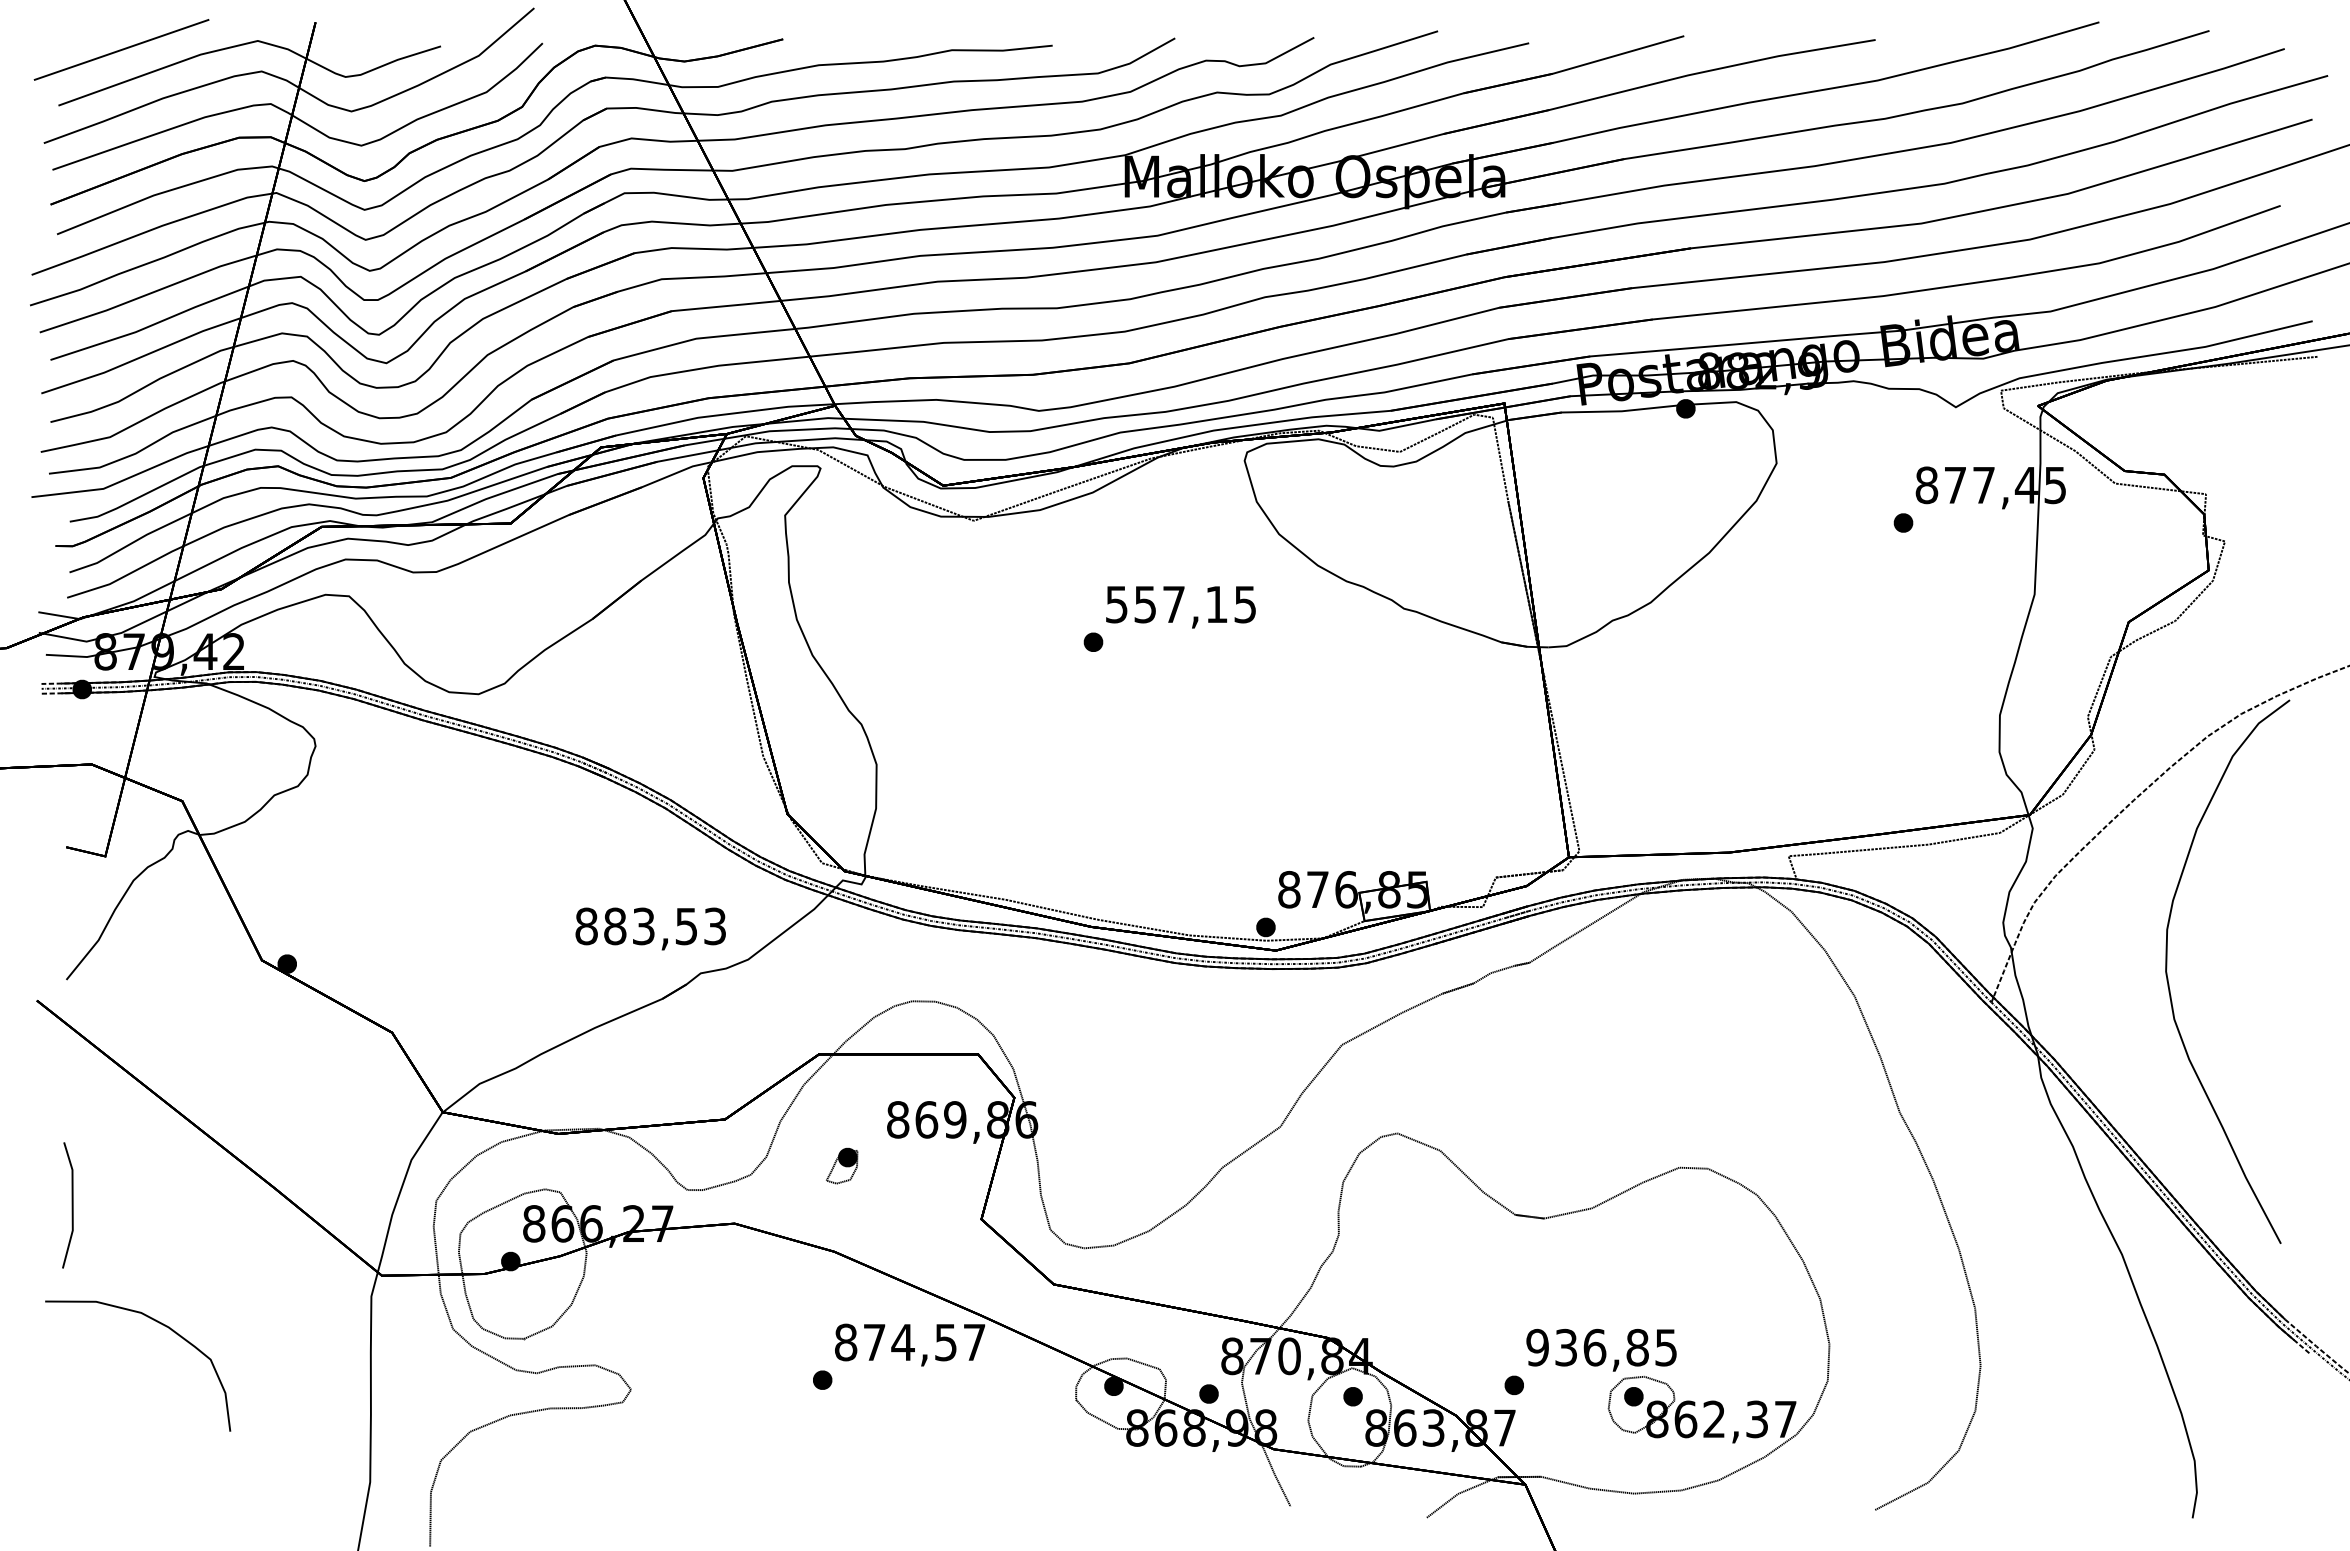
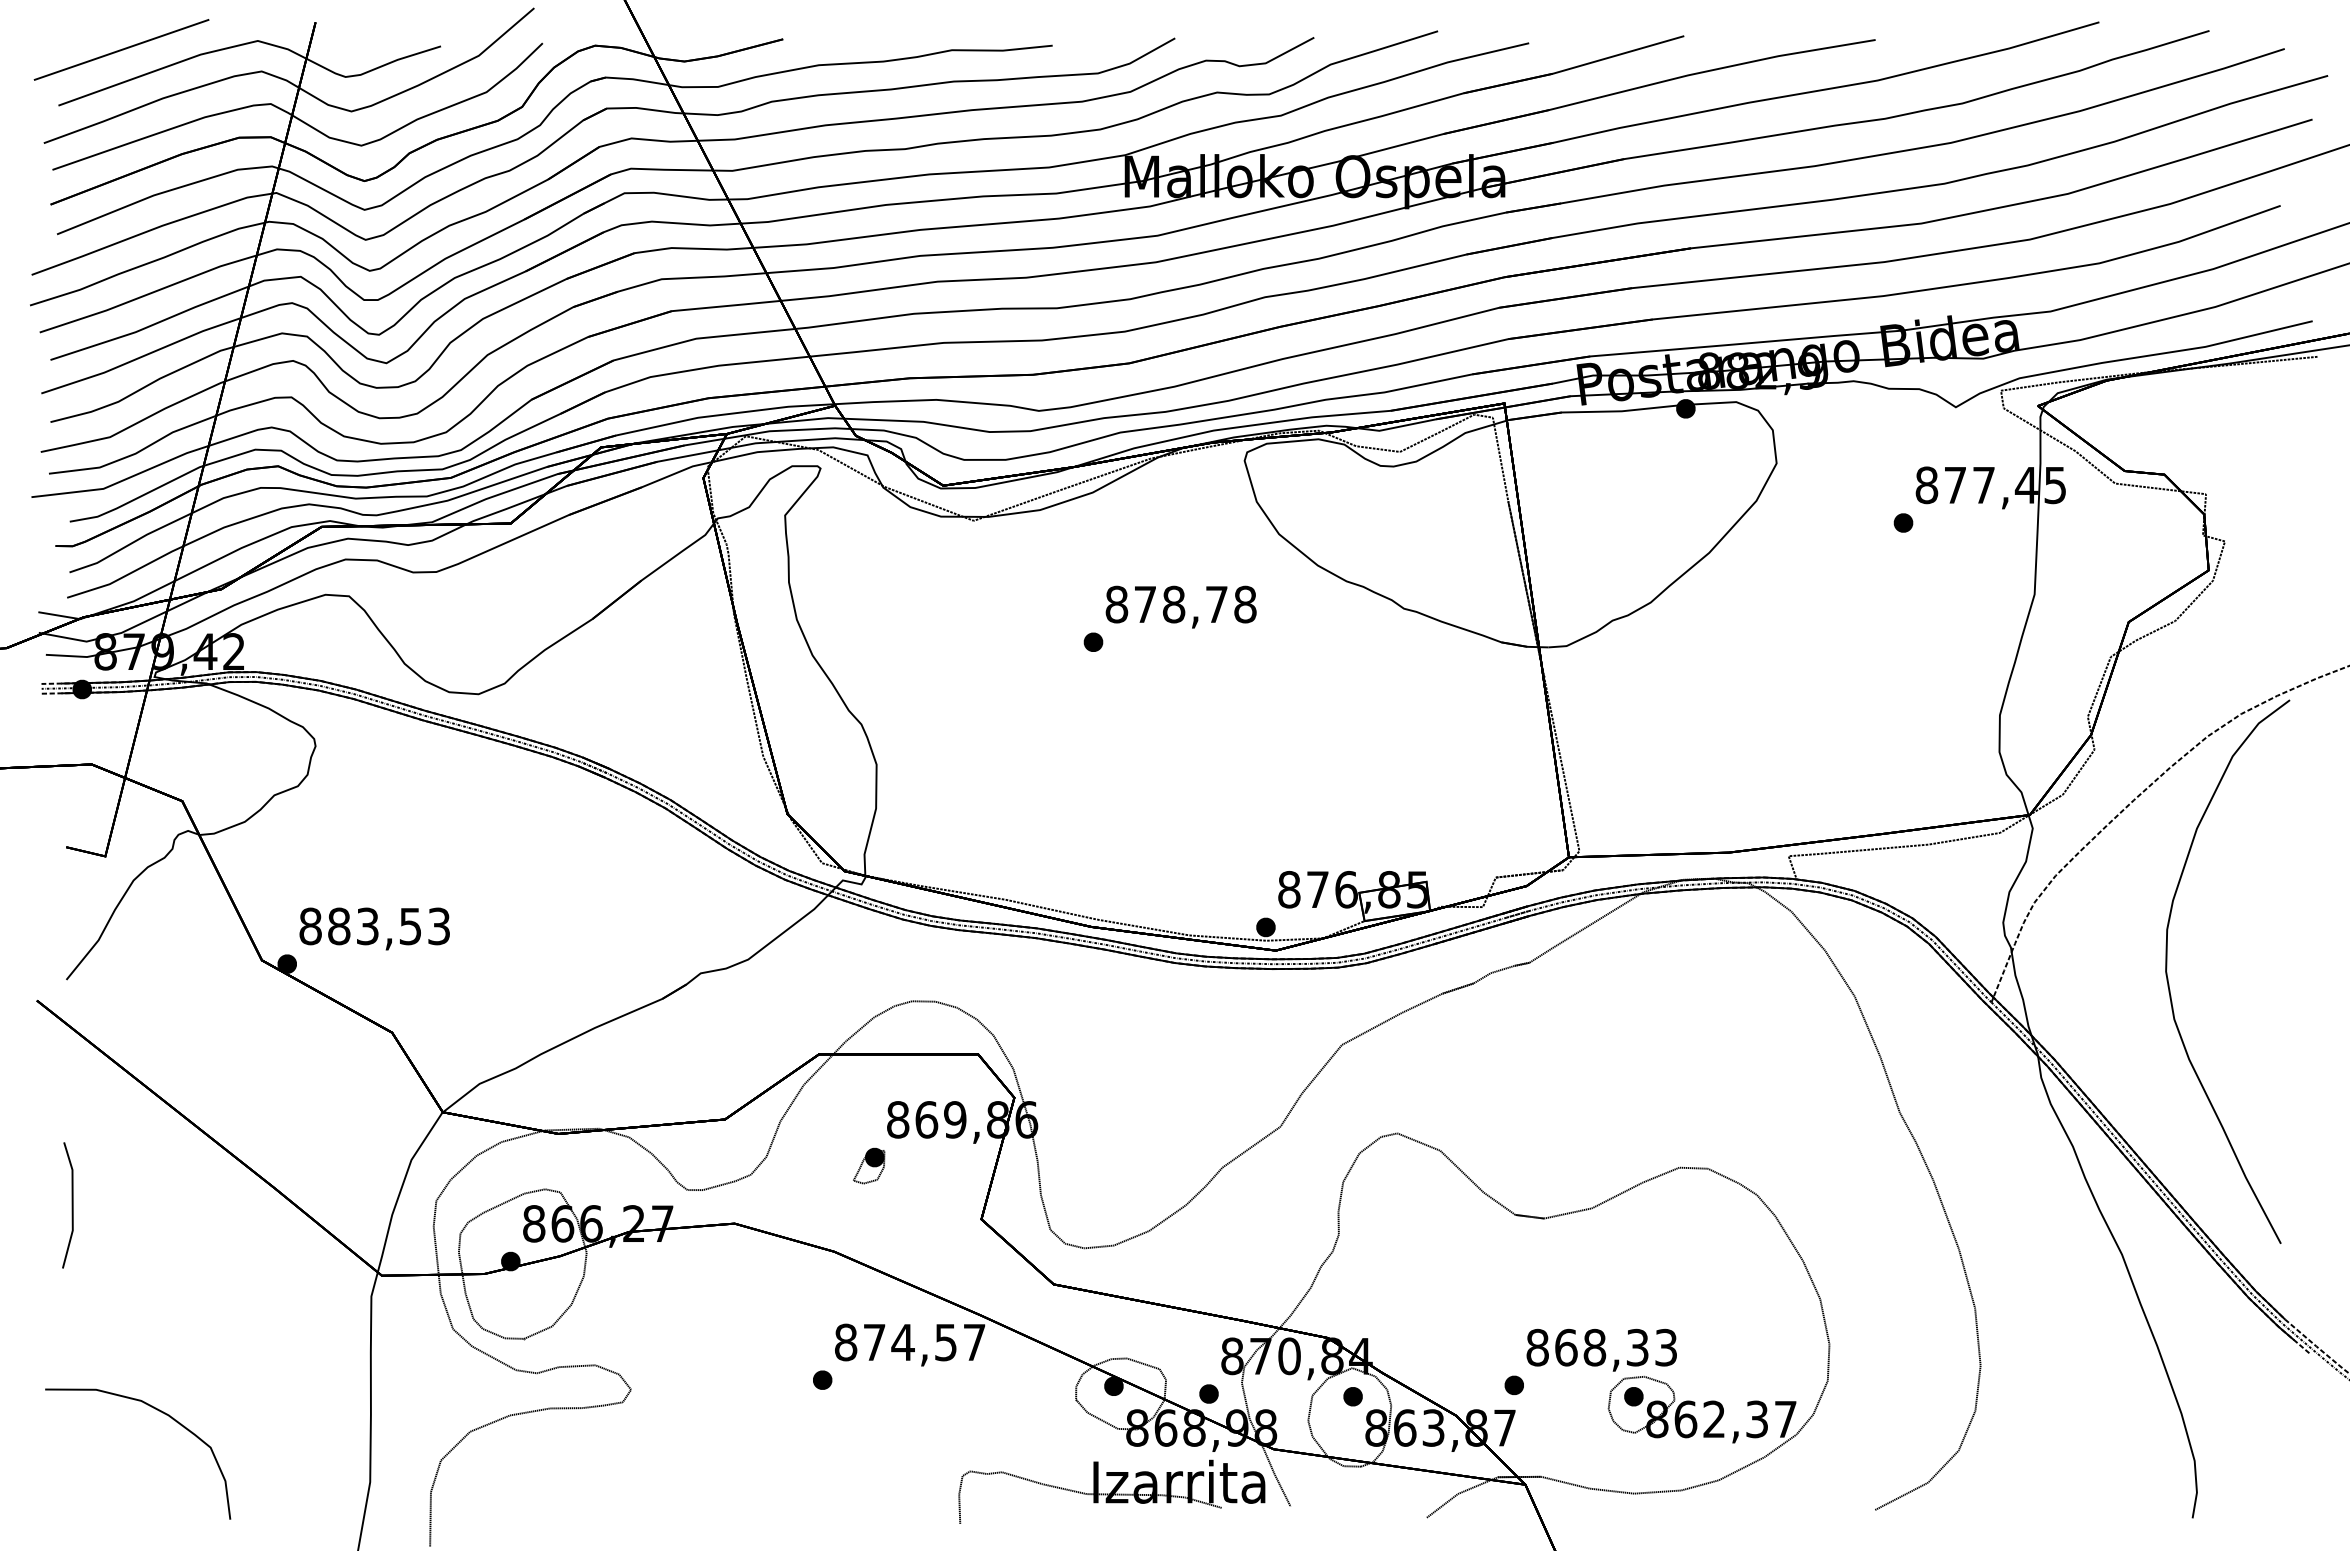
text: 557,15 -> 878,78 (1180, 604)
text position: (650, 928) -> (374, 928) (374, 928)
part position: (842, 1165) -> (869, 1165) (869, 1165)
curve position: (158, 1323) -> (158, 1411) (158, 1411)
text: 936,85 -> 868,33 (1601, 1347)
part: none -> present (1111, 1491)
